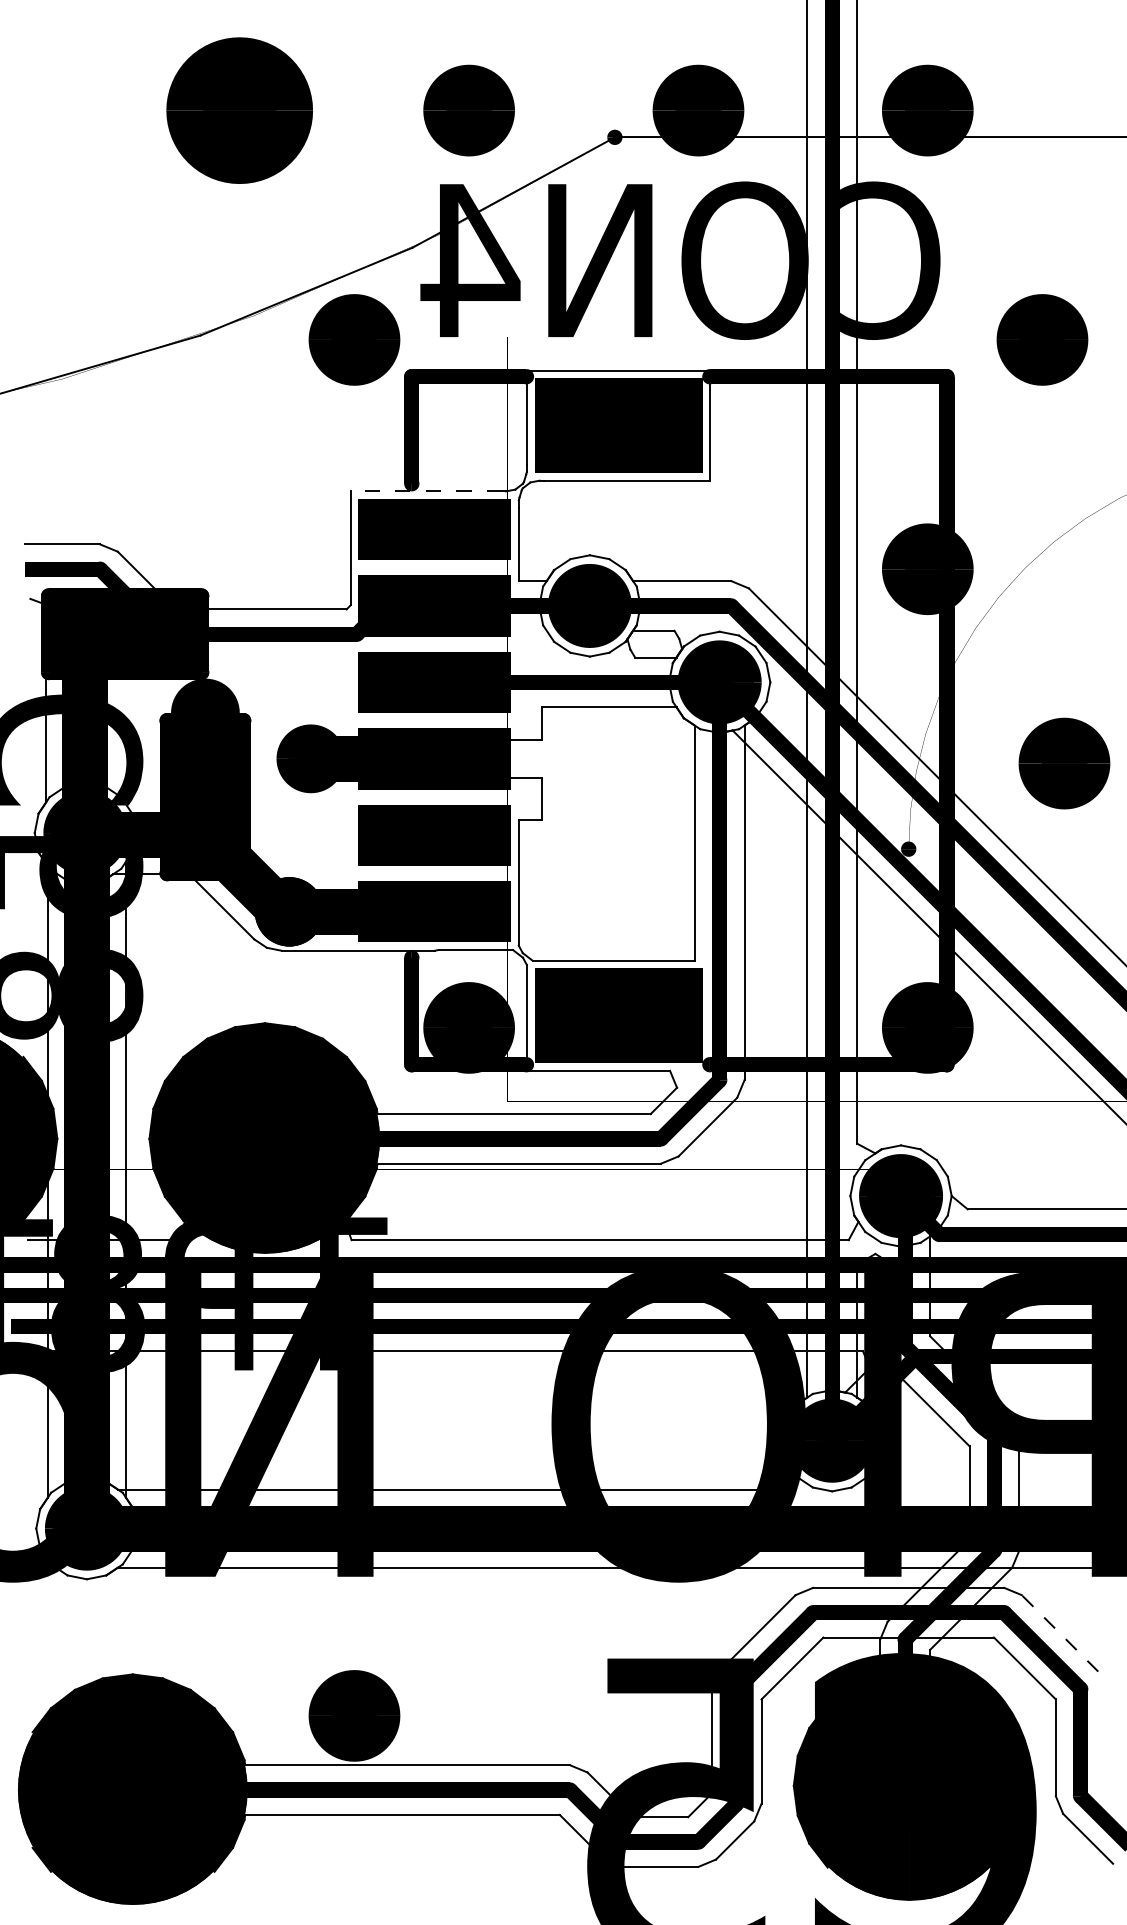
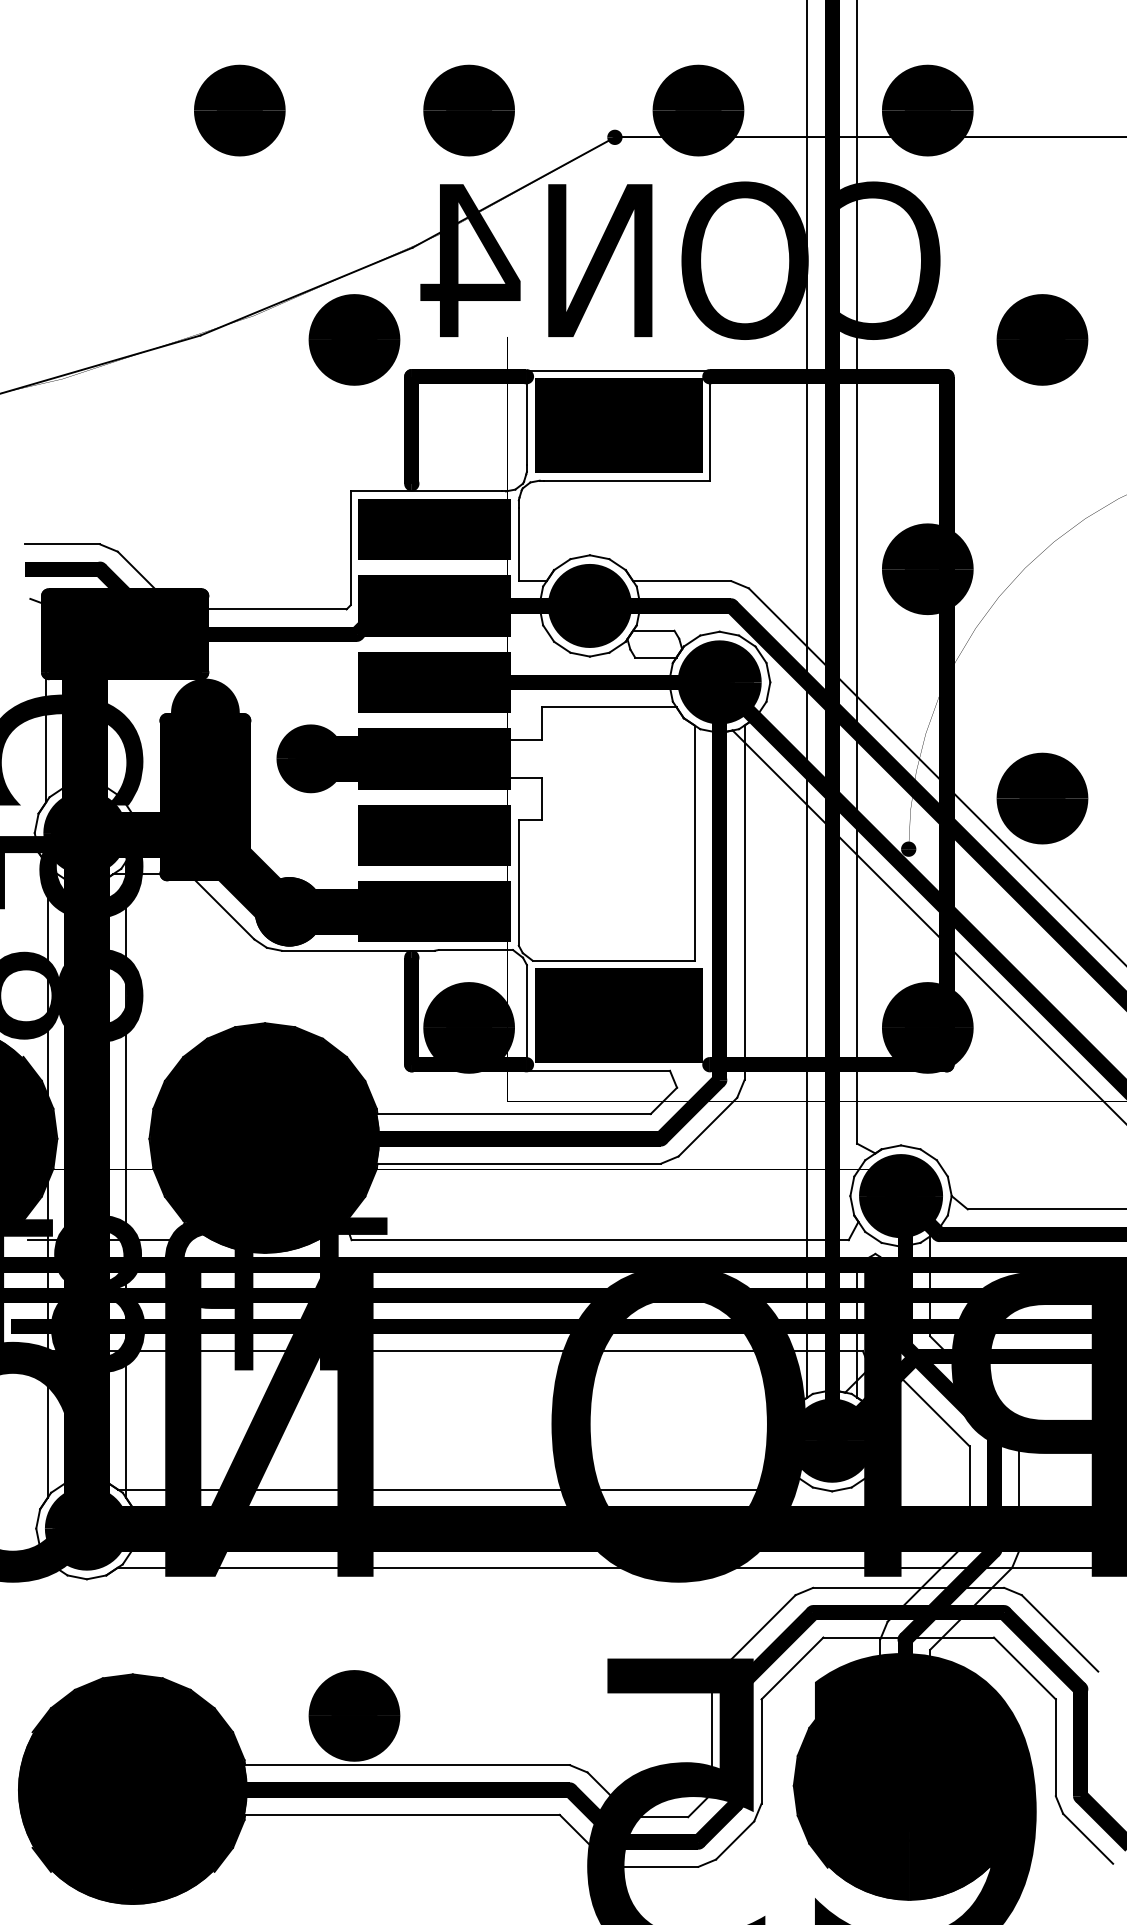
part size: 147x147 px -> 92x93 px (239, 110)
line: dashed -> solid (426, 491)
part position: (1064, 763) -> (1042, 798) (1042, 798)
line: dashed -> solid (1059, 1633)
